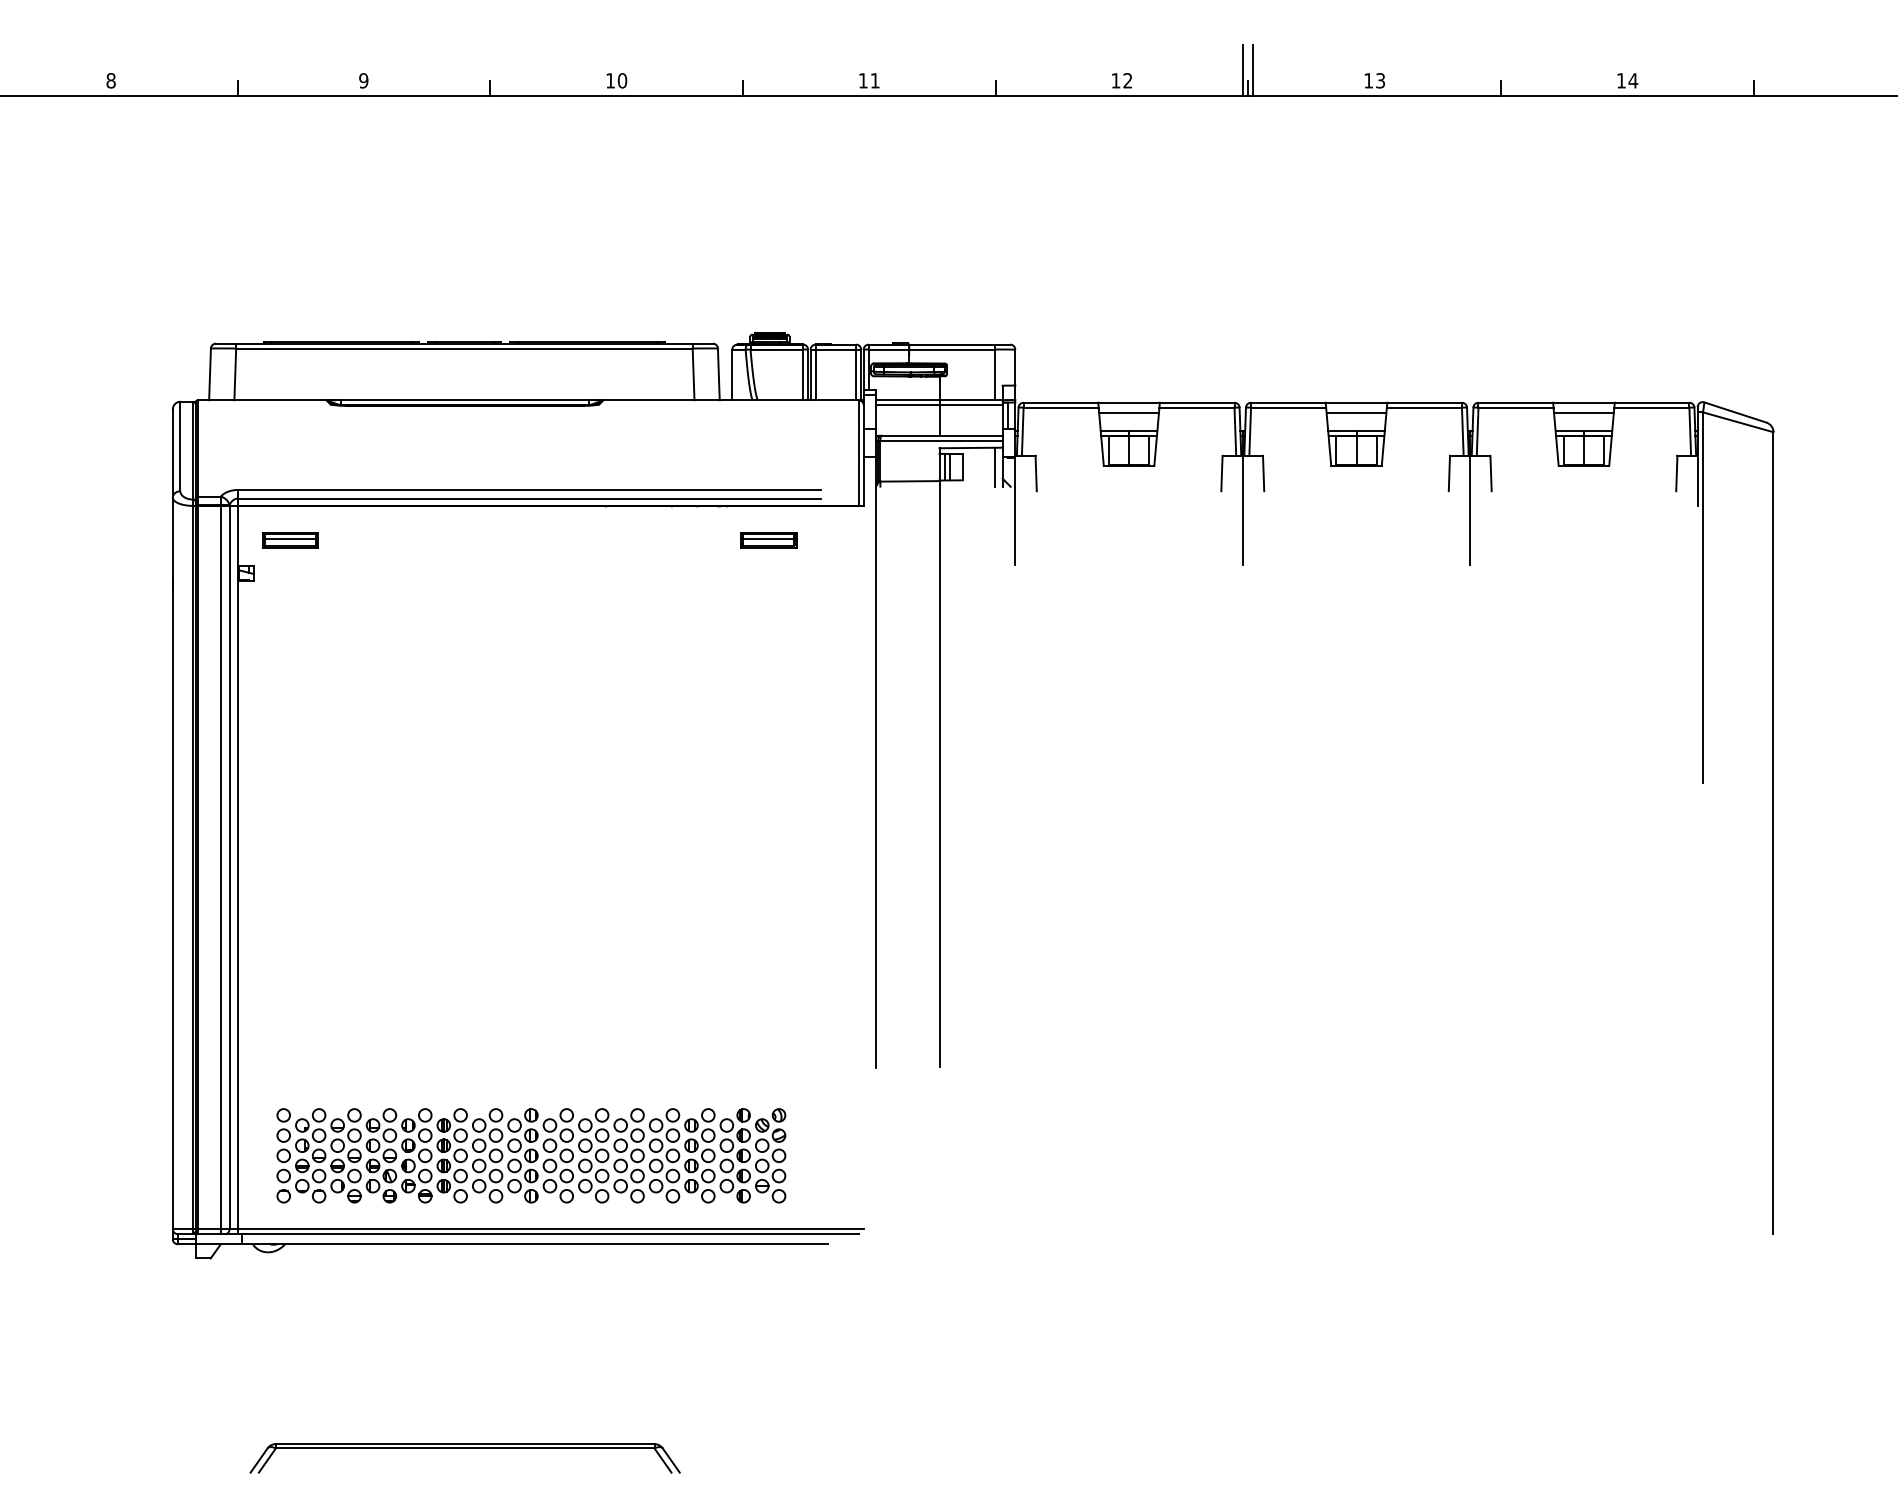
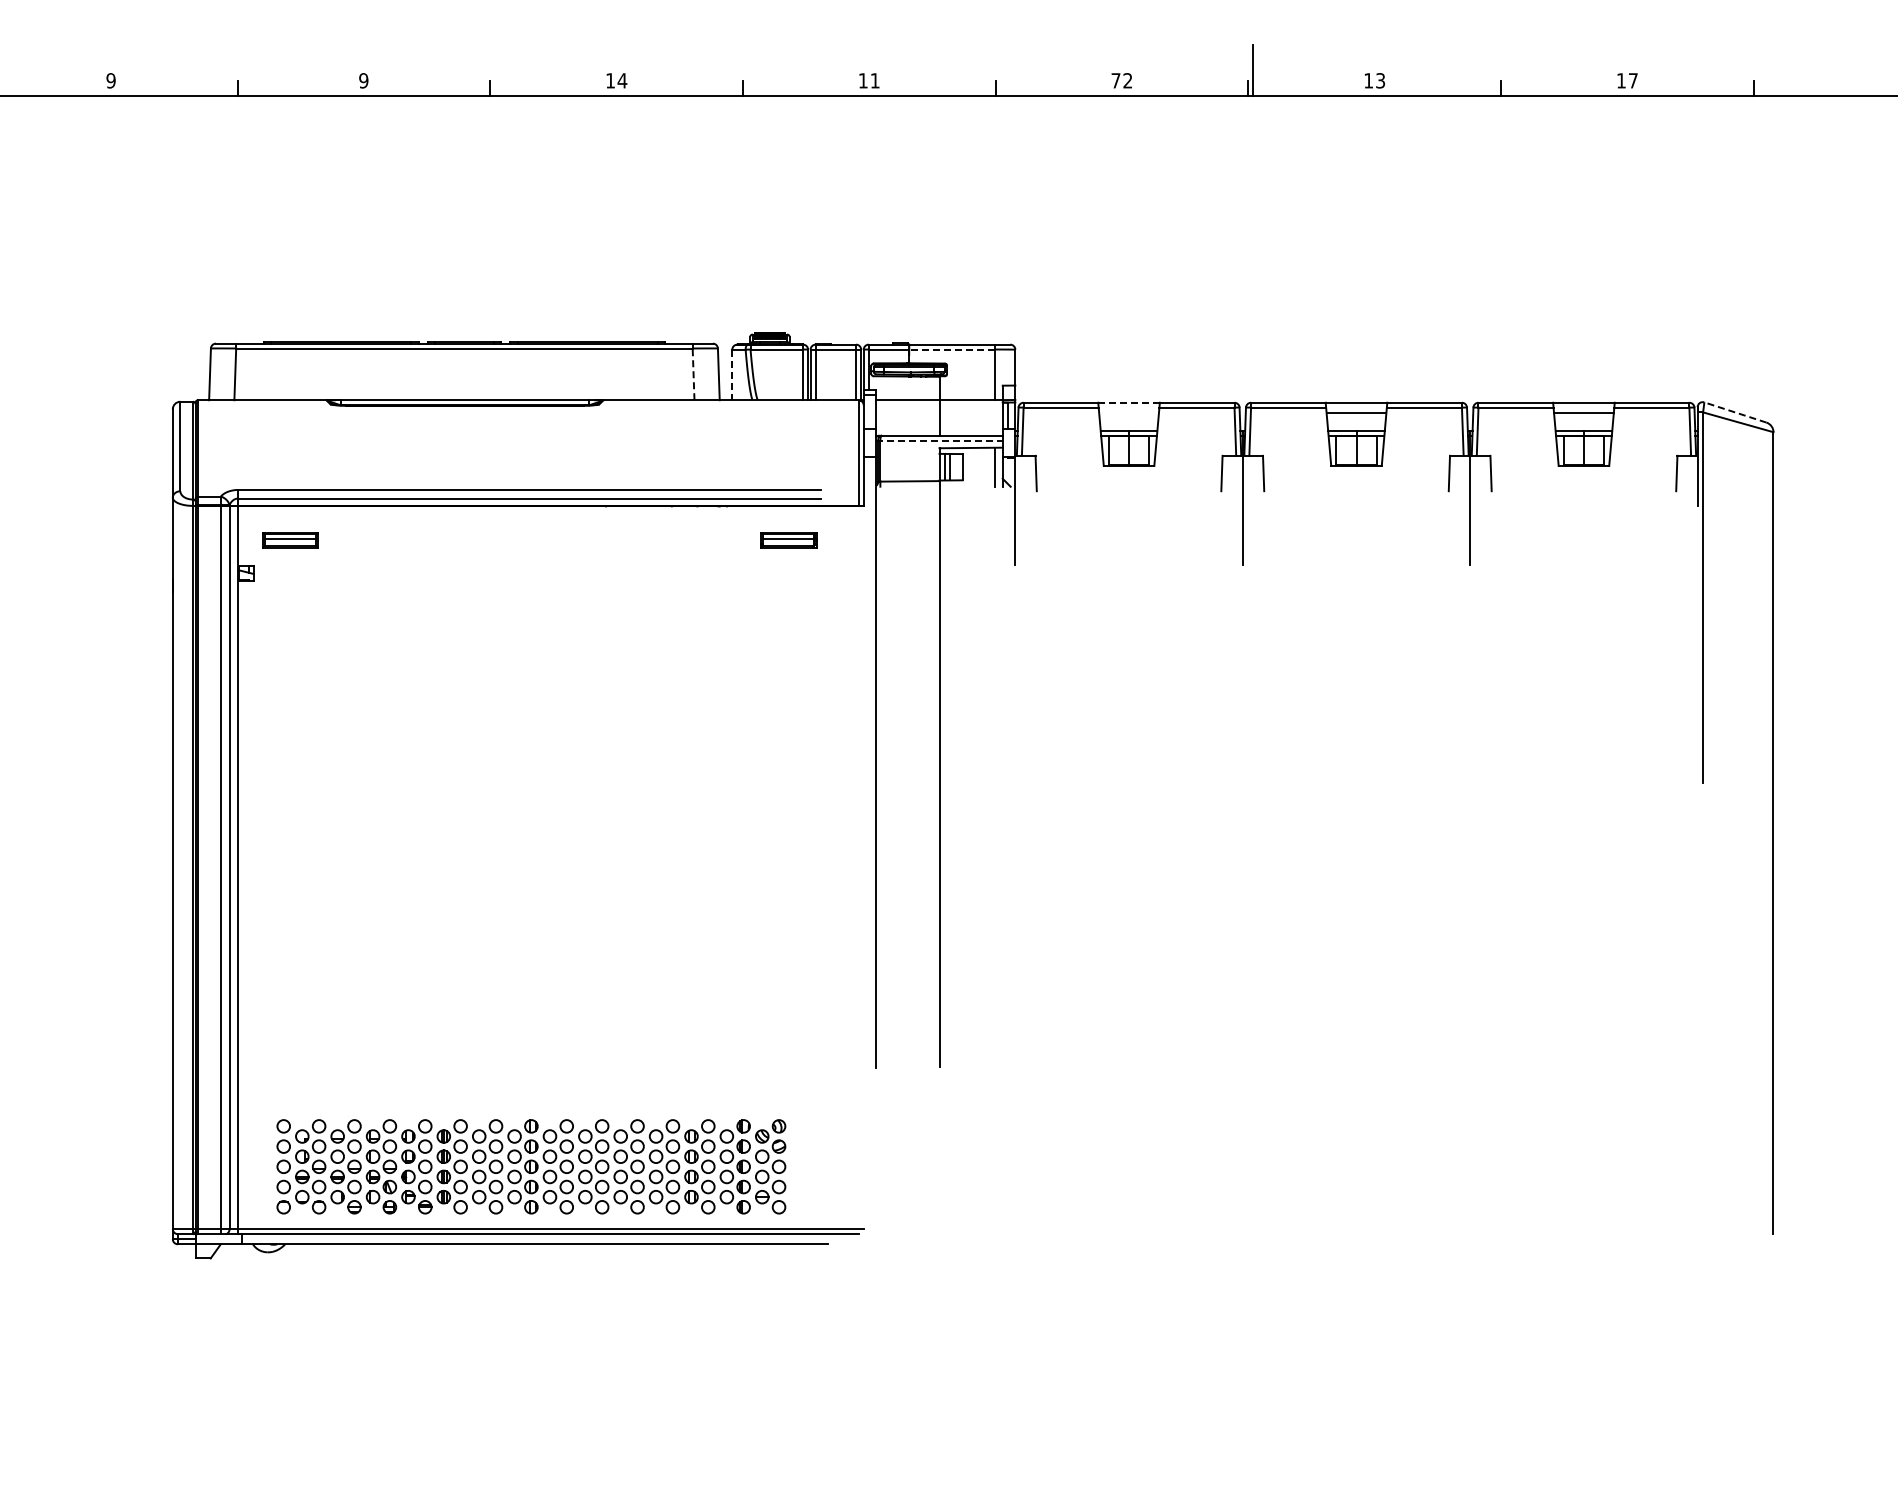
line: present -> none (1243, 70)
text: 8 -> 9 (110, 80)
text: 10 -> 14 (622, 80)
text: 12 -> 72 (1115, 80)
text: 14 -> 17 (1633, 80)
line: solid -> dashed (952, 349)
line: solid -> dashed (693, 374)
line: solid -> dashed (732, 375)
line: solid -> dashed (1129, 402)
line: present -> none (939, 405)
line: present -> none (1128, 412)
line: solid -> dashed (1735, 412)
line: solid -> dashed (940, 440)
part position: (768, 540) -> (788, 540) (788, 540)
part position: (531, 1155) -> (531, 1166) (531, 1166)
part: present -> none (464, 1448)
